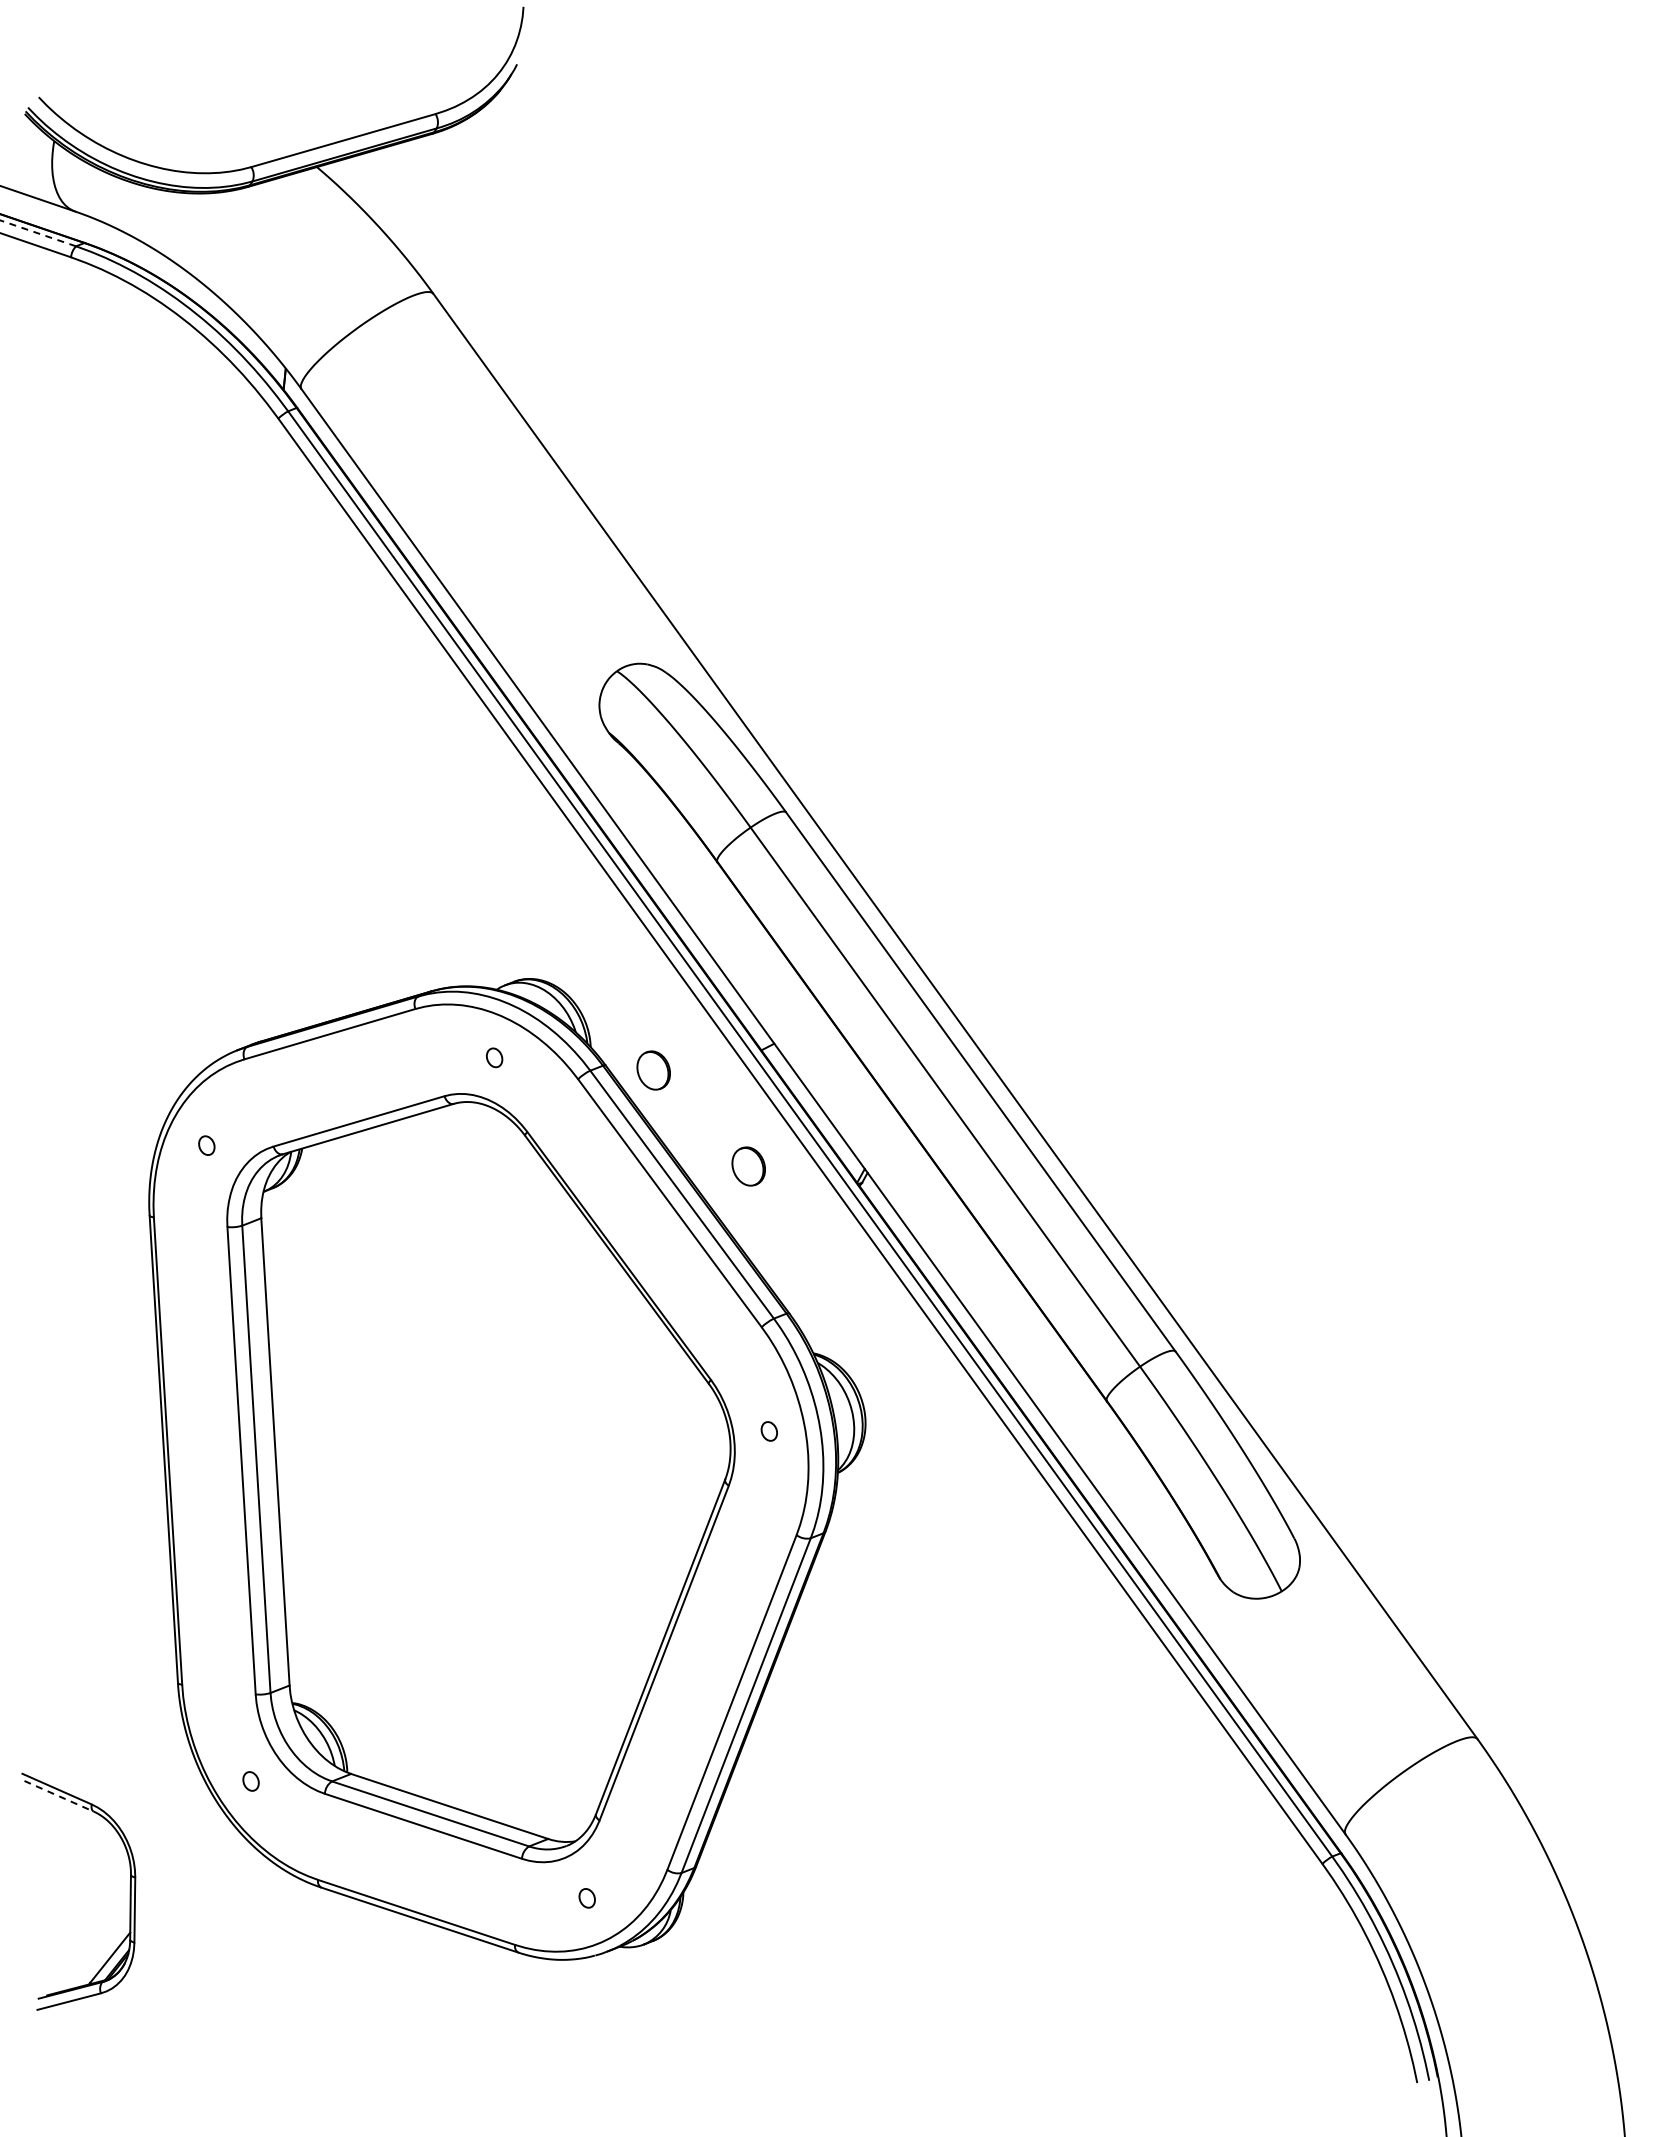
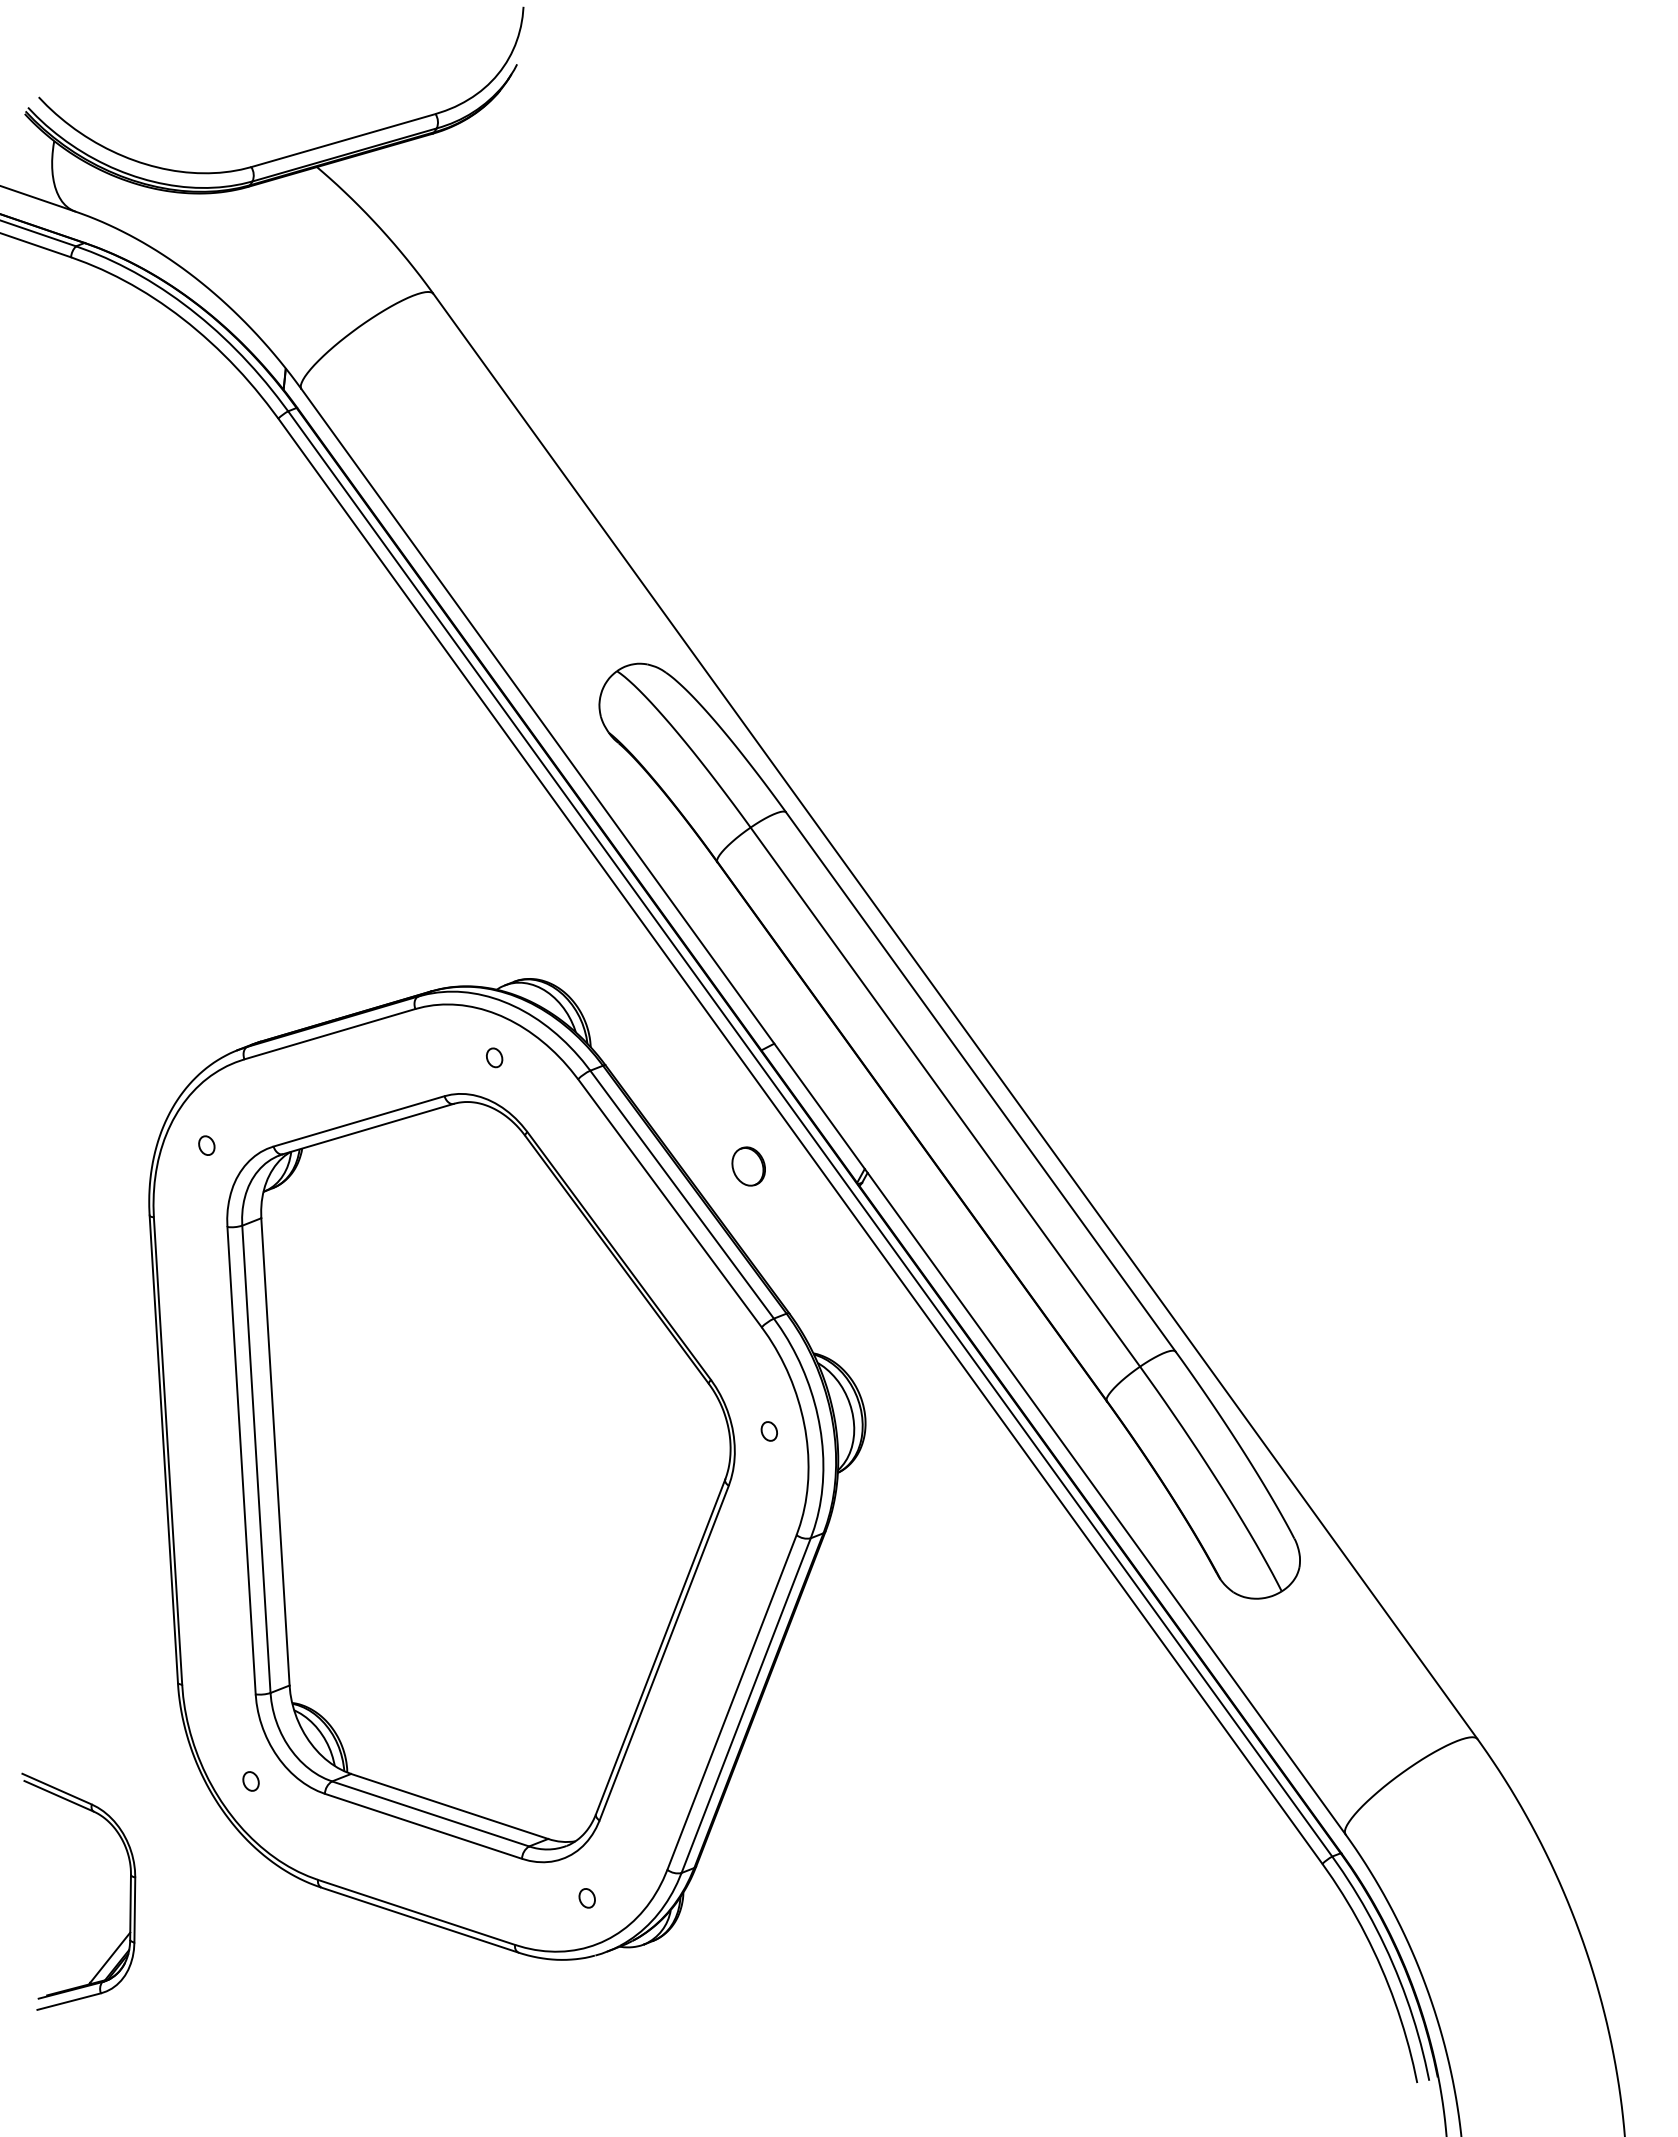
line: dashed -> solid (38, 233)
part: present -> none (653, 1070)
line: dashed -> solid (59, 1796)
